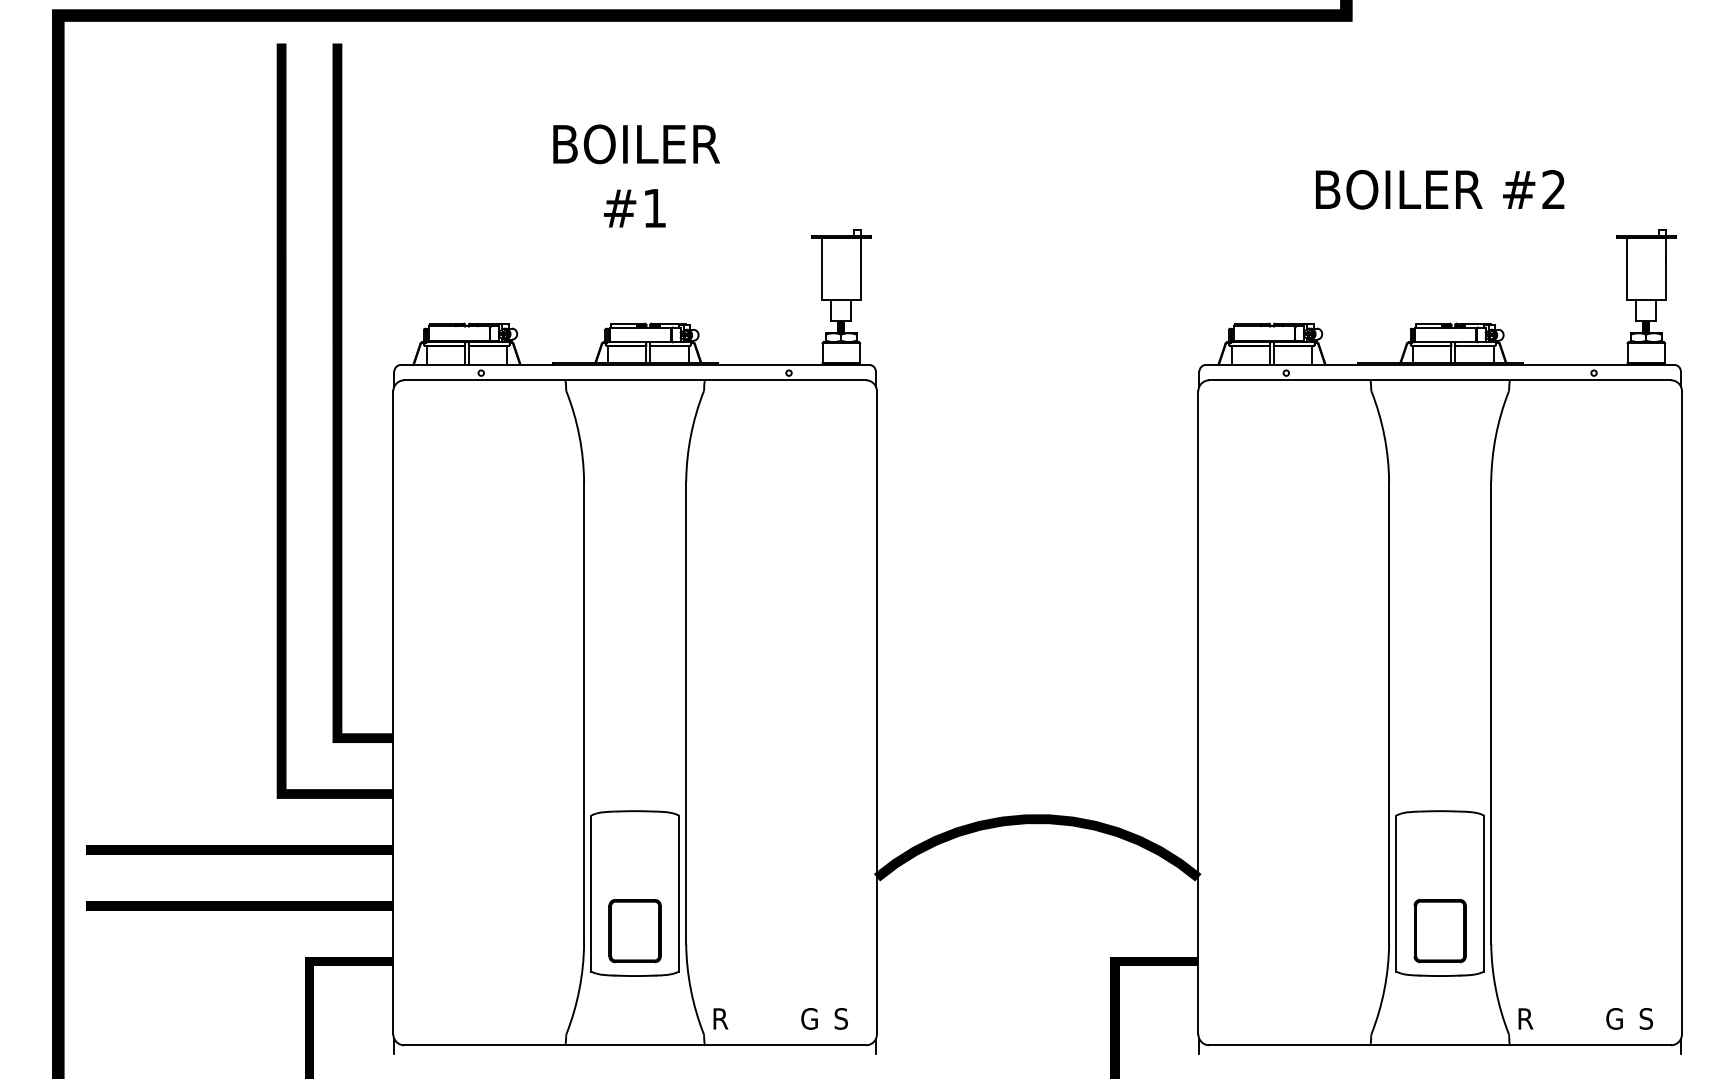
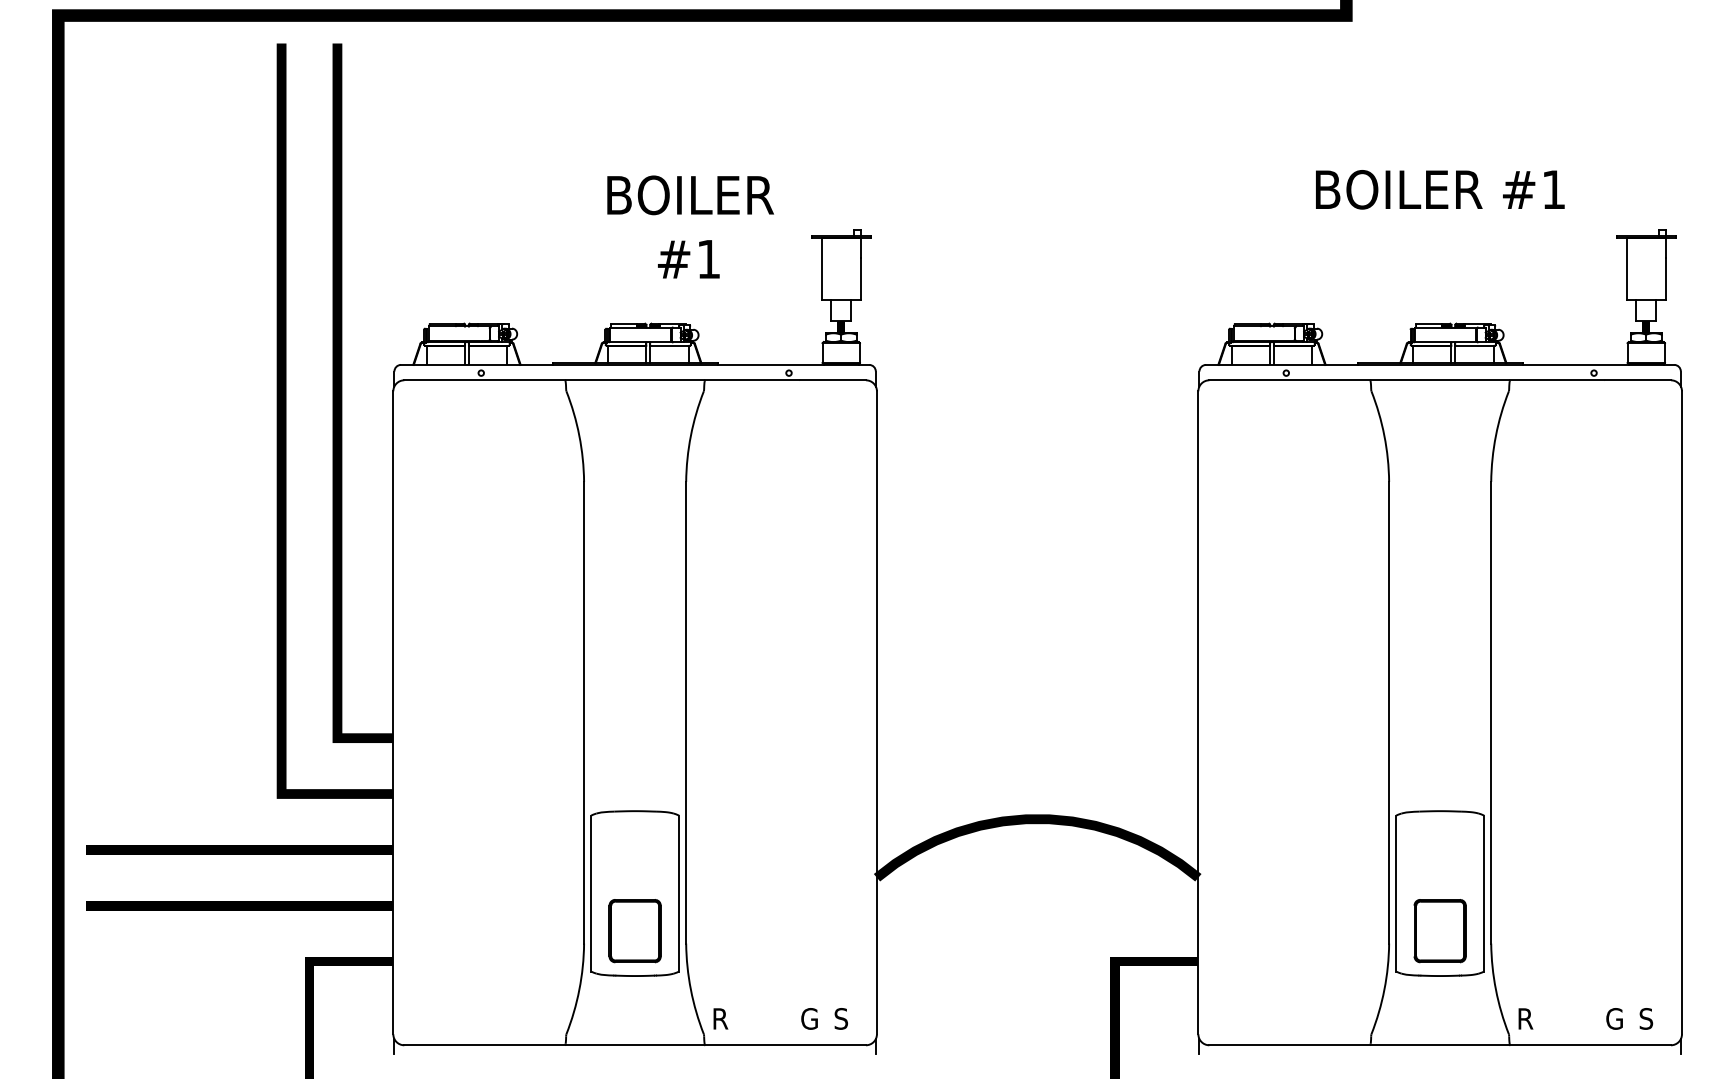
text position: (636, 175) -> (690, 226) (690, 226)
text: #2 -> #1 (1553, 189)
